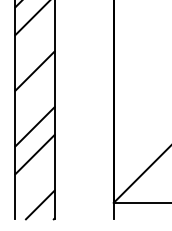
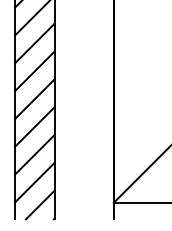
line: none -> present (34, 43)
line: none -> present (34, 98)
line: none -> present (34, 182)
